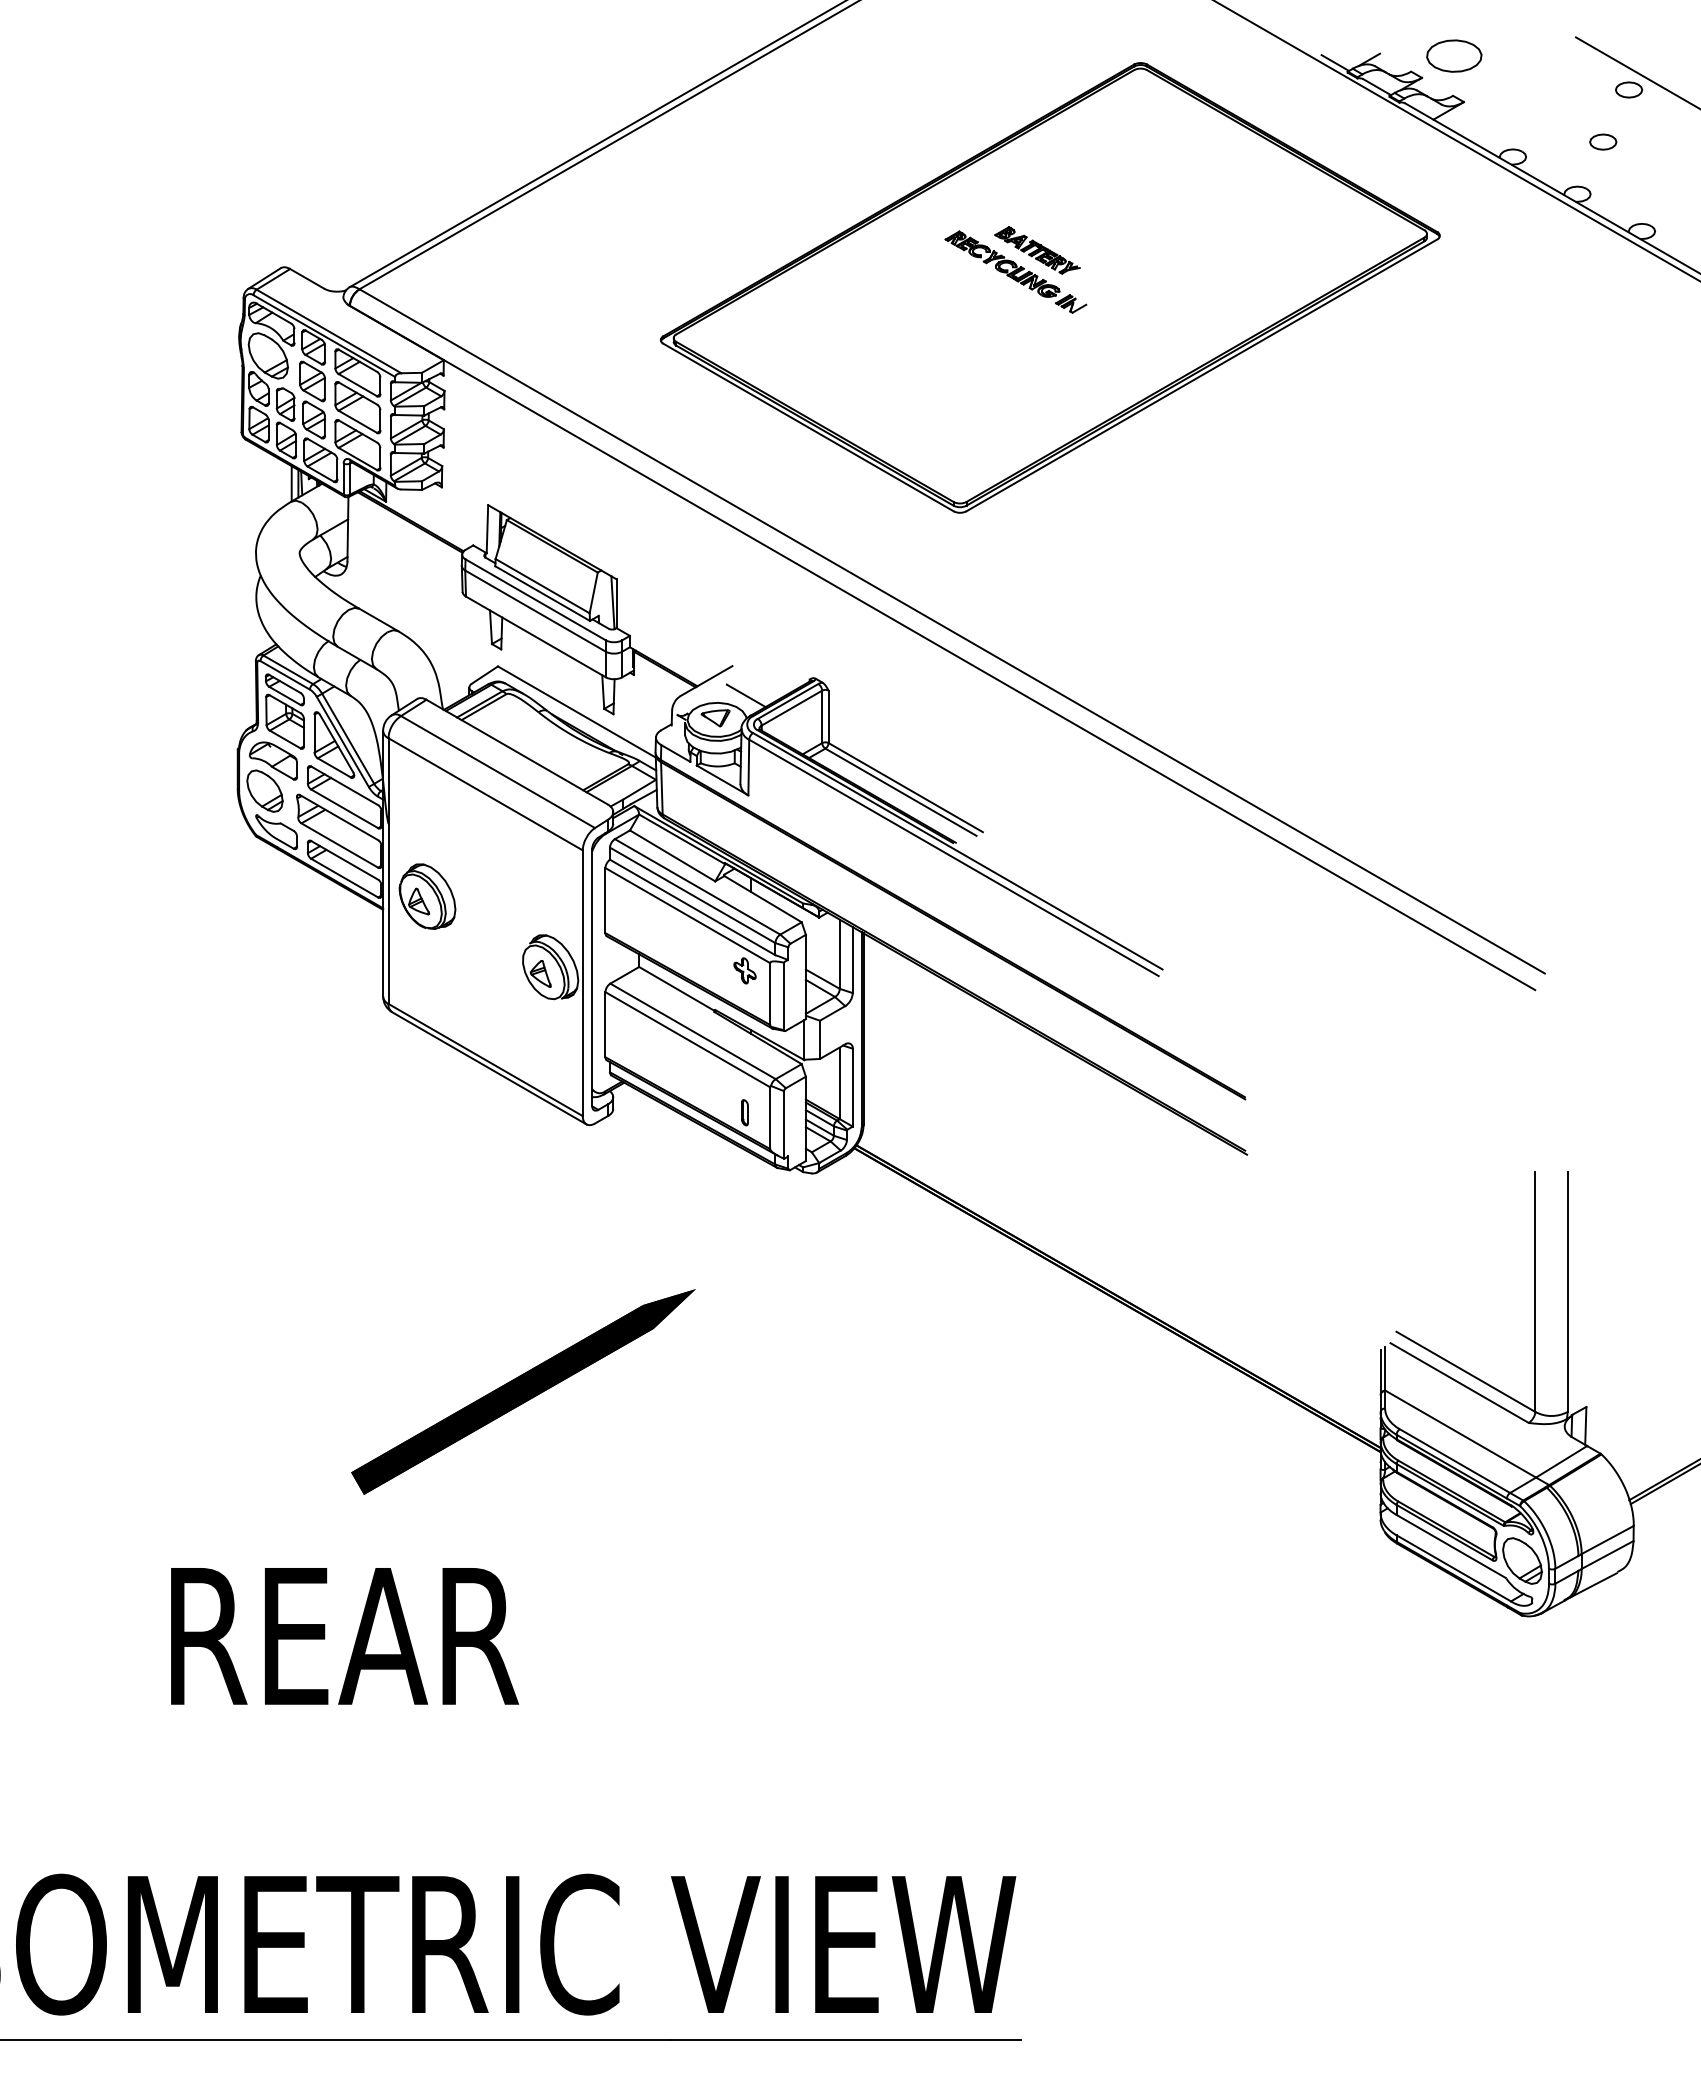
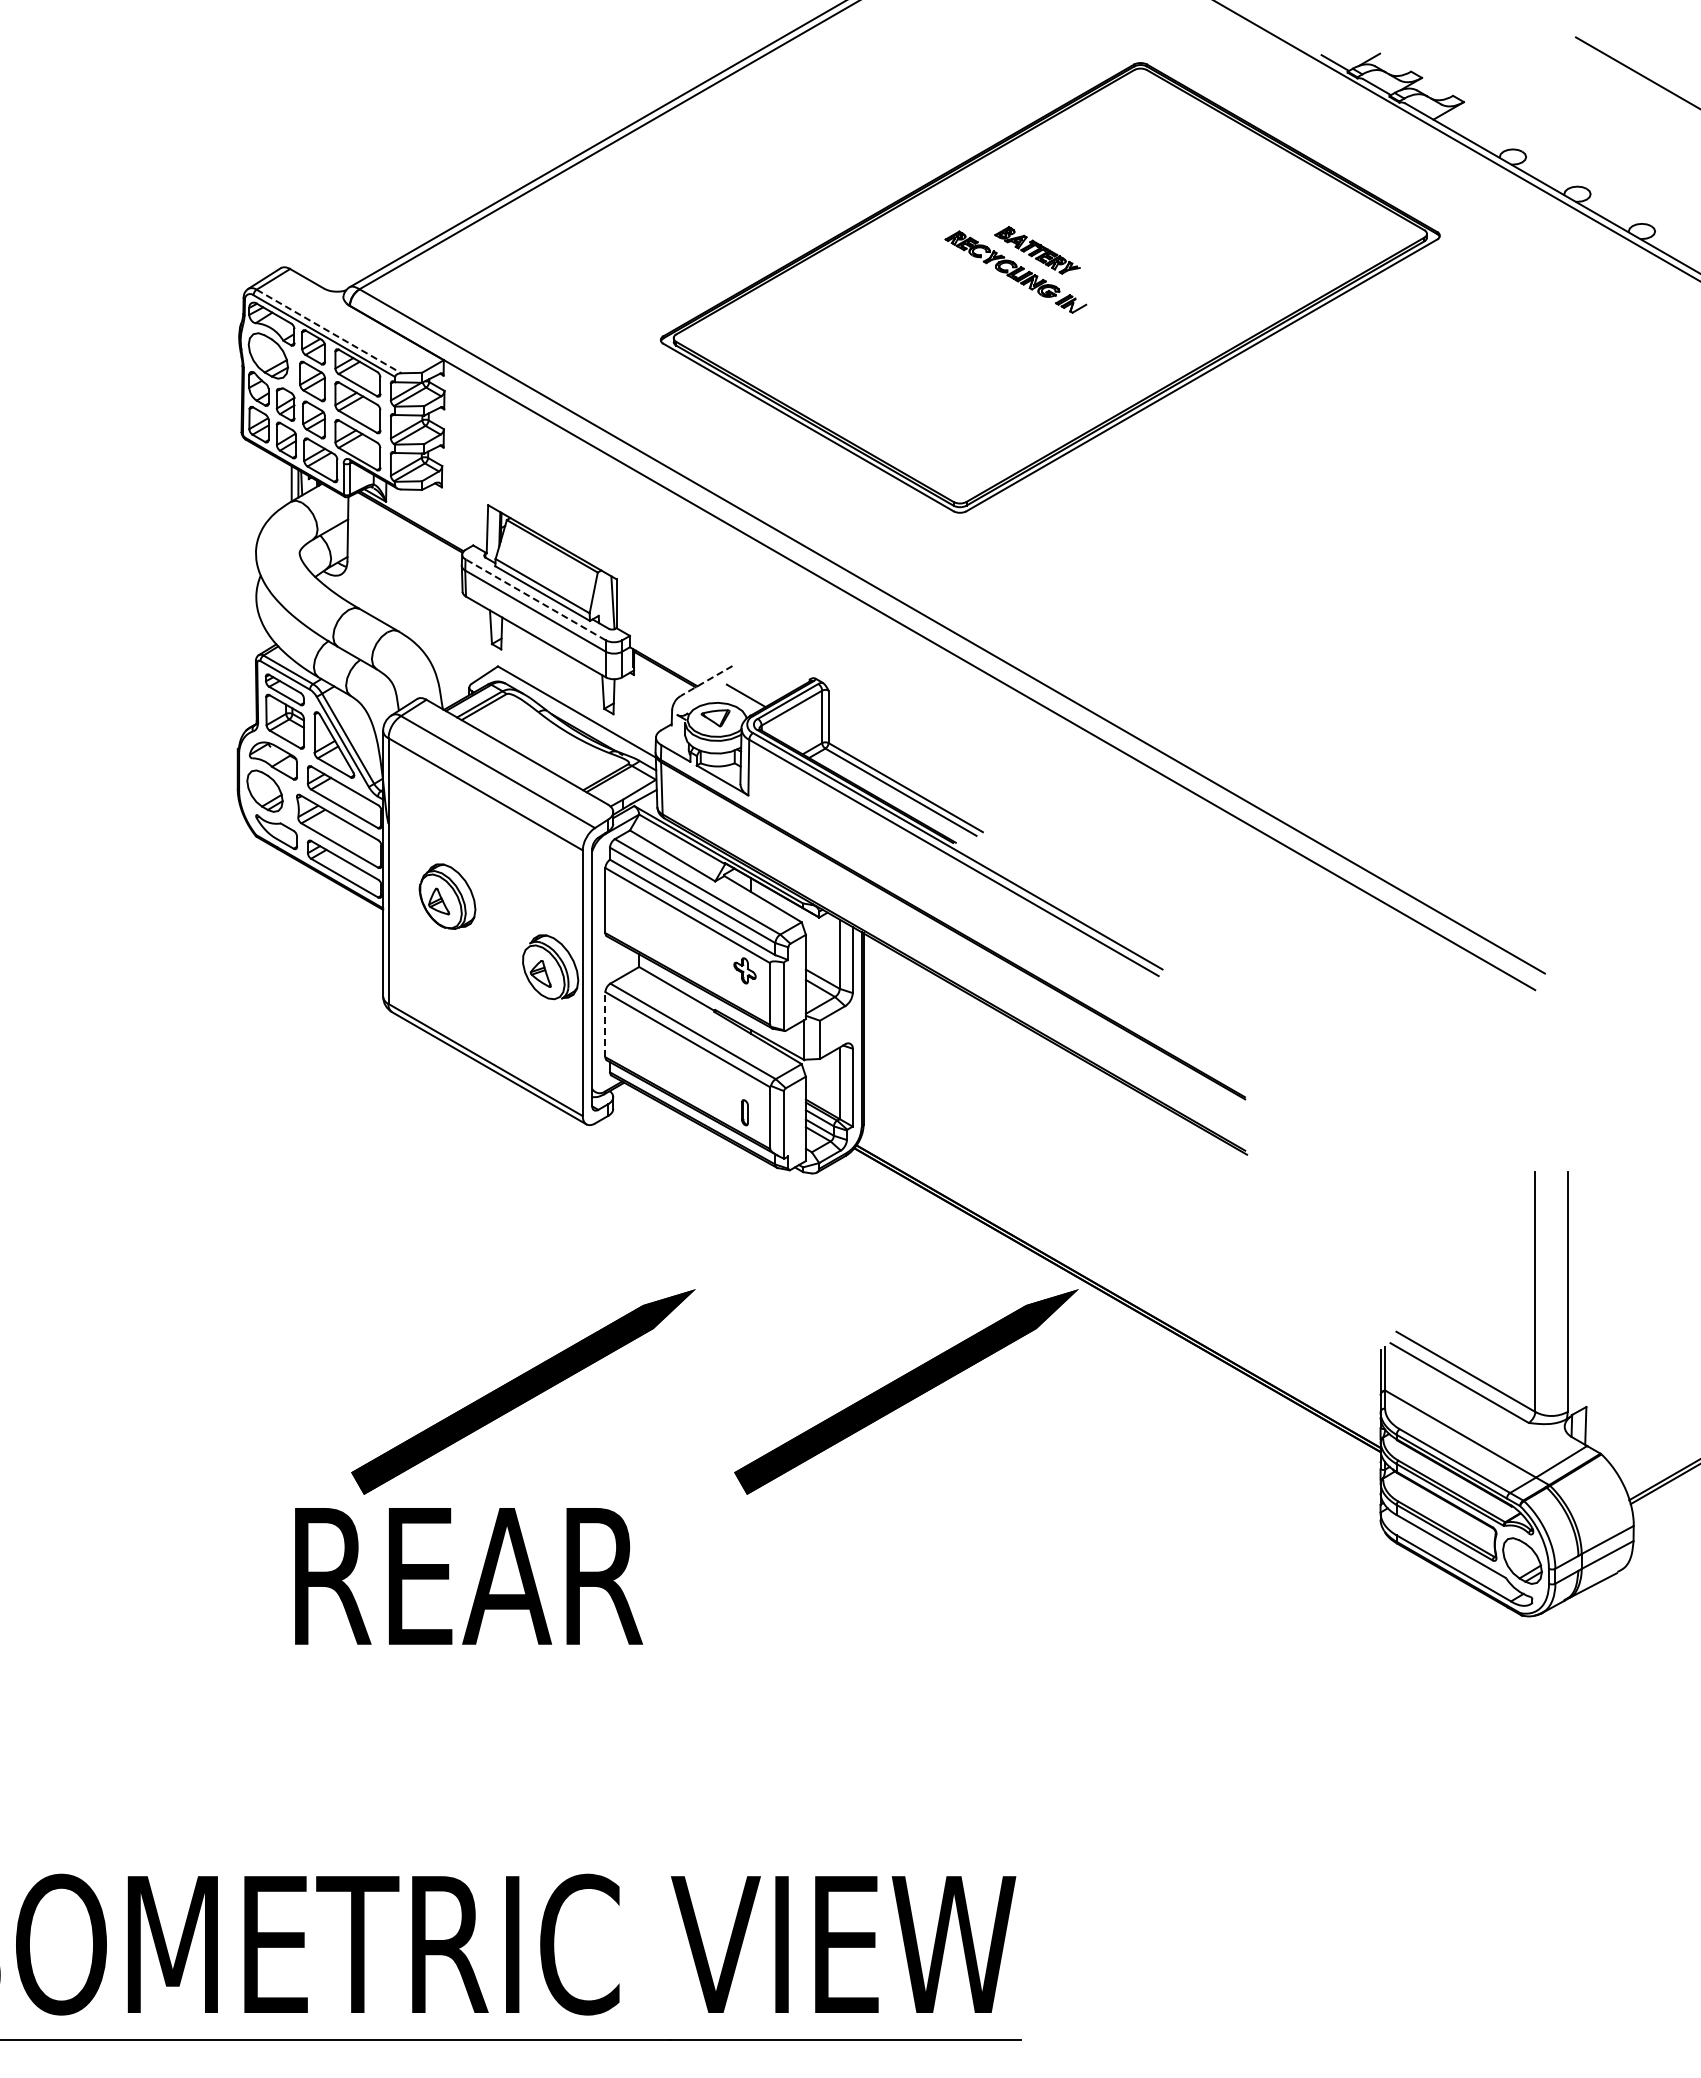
part: present -> none (1454, 55)
part: present -> none (1629, 89)
part: present -> none (1603, 141)
line: solid -> dashed (329, 331)
line: solid -> dashed (535, 599)
line: solid -> dashed (706, 681)
part position: (427, 896) -> (447, 896) (447, 896)
line: solid -> dashed (605, 1024)
part: none -> present (906, 1391)
text position: (345, 1636) -> (469, 1576) (469, 1576)
